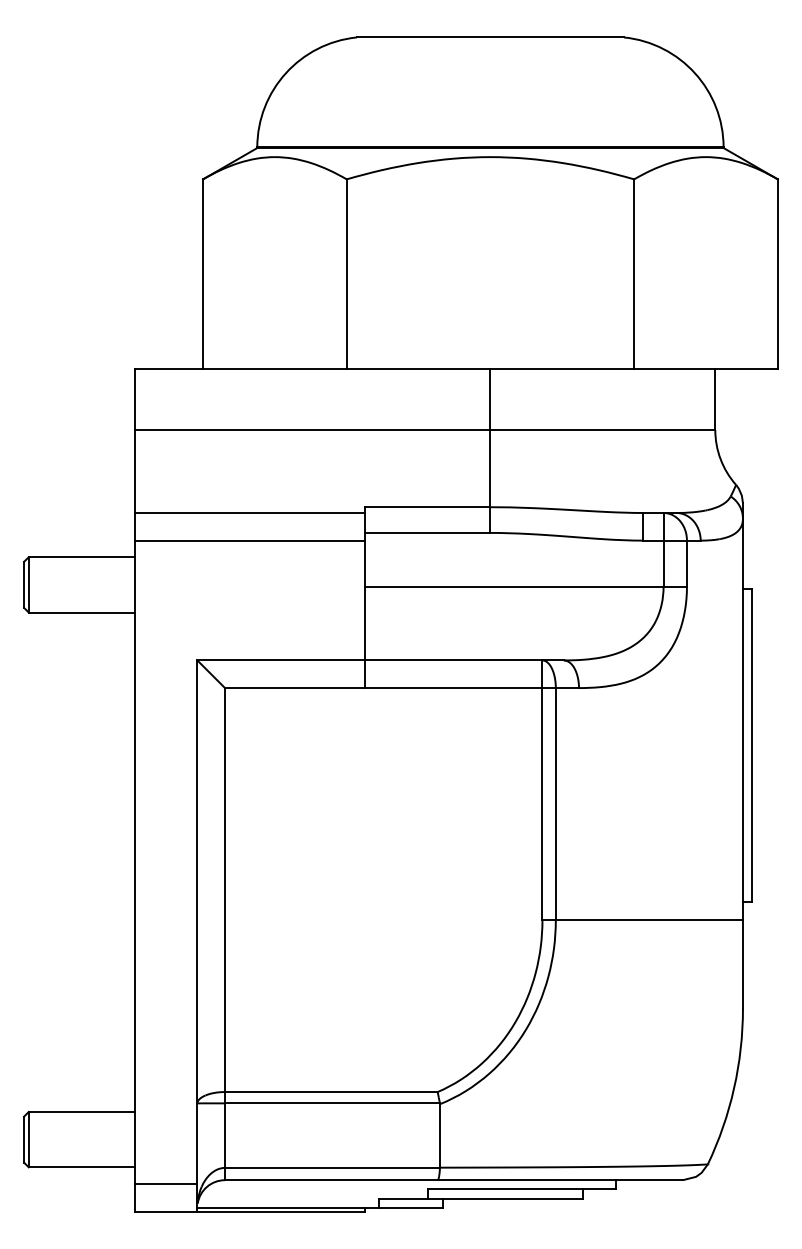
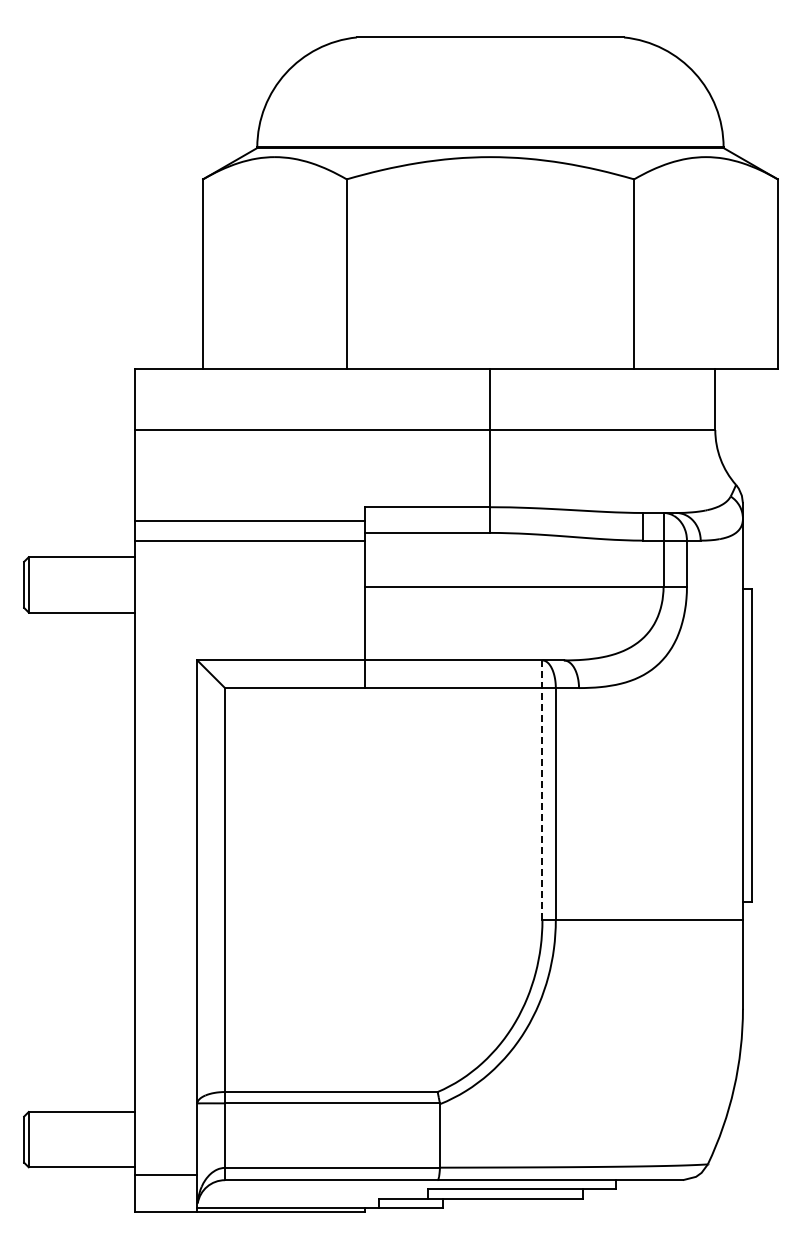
line position: (249, 512) -> (249, 520) (249, 520)
line: solid -> dashed (542, 790)
line position: (165, 1183) -> (165, 1174) (165, 1174)
